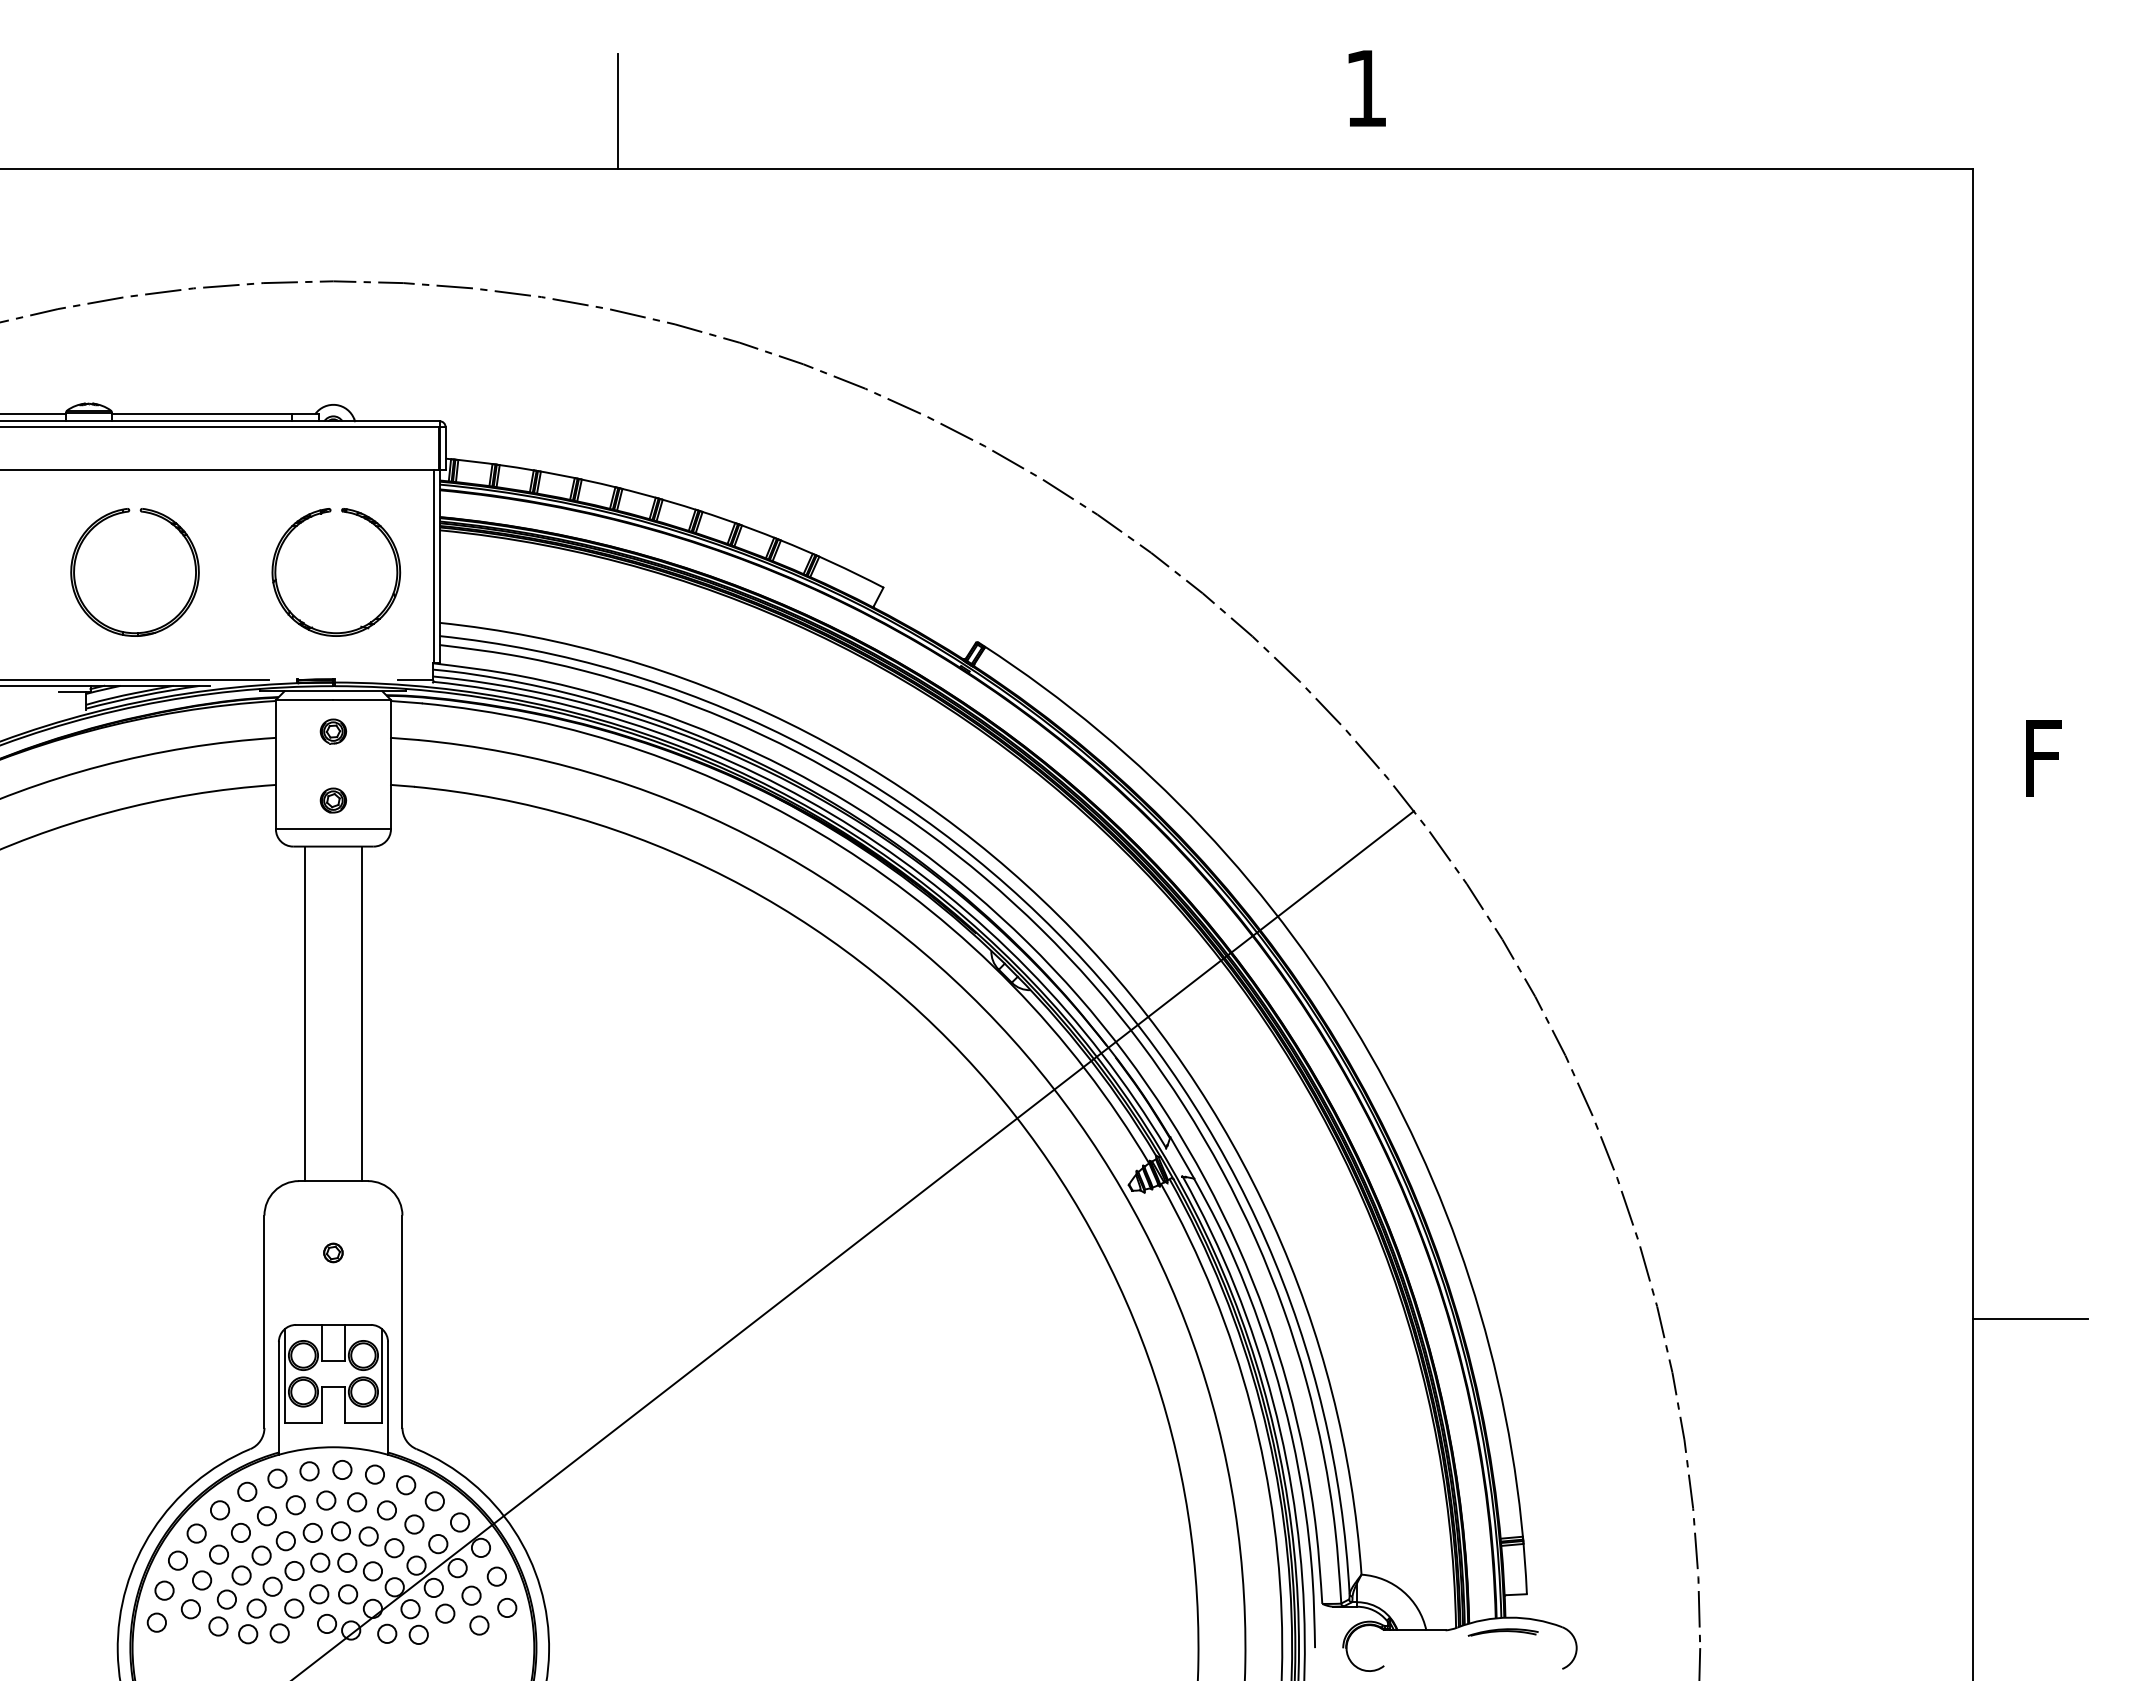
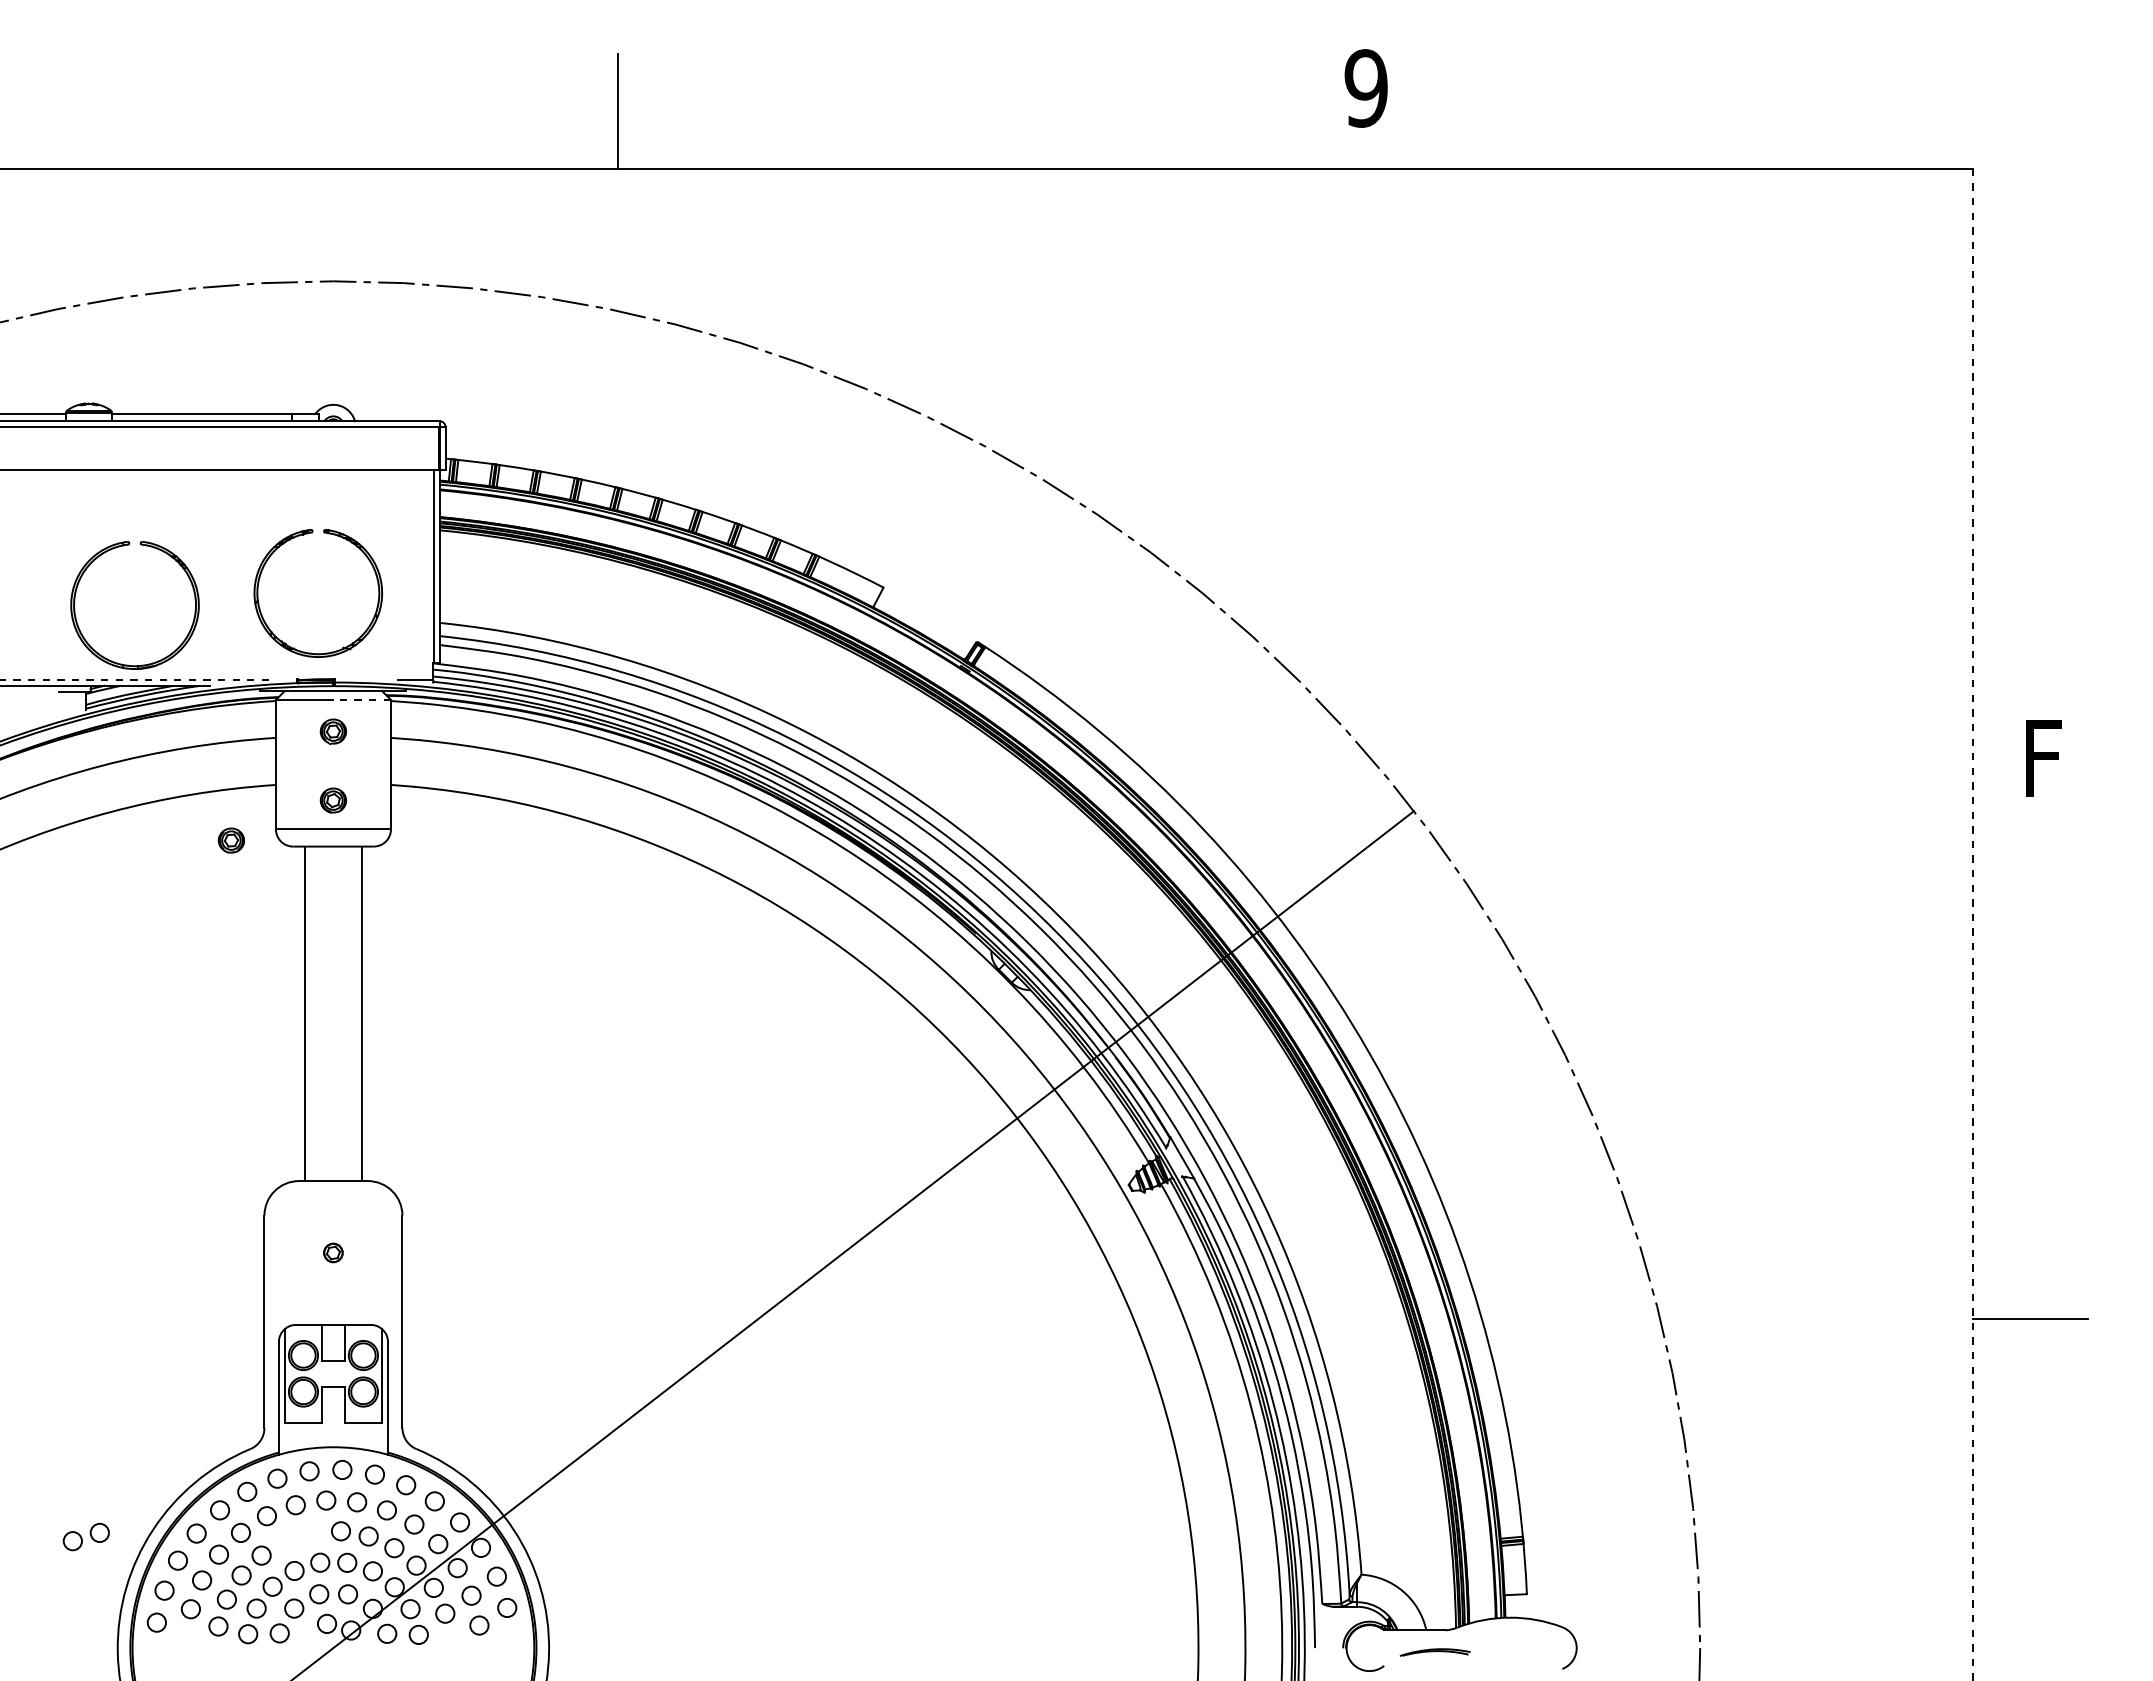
text: 1 -> 9 (1365, 88)
part position: (81, 598) -> (81, 631) (81, 631)
part position: (360, 625) -> (342, 646) (342, 646)
line: solid -> dashed (134, 680)
line: solid -> dashed (362, 699)
part: none -> present (231, 840)
line: solid -> dashed (1973, 924)
part position: (298, 1536) -> (85, 1536) (85, 1536)
part position: (1502, 1632) -> (1434, 1652) (1434, 1652)
